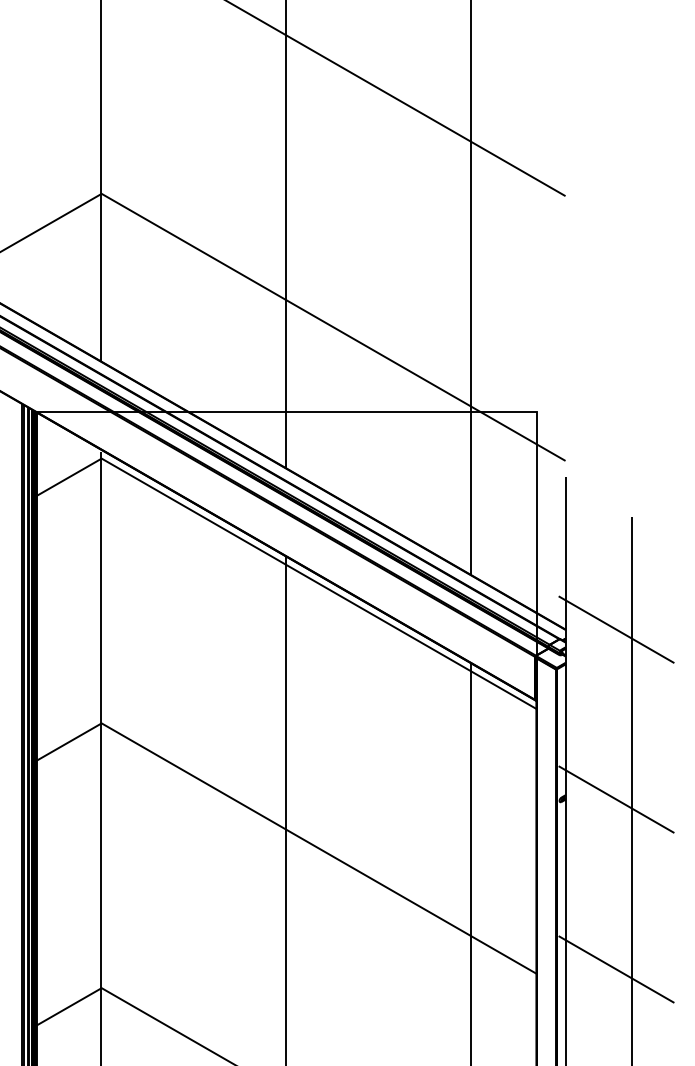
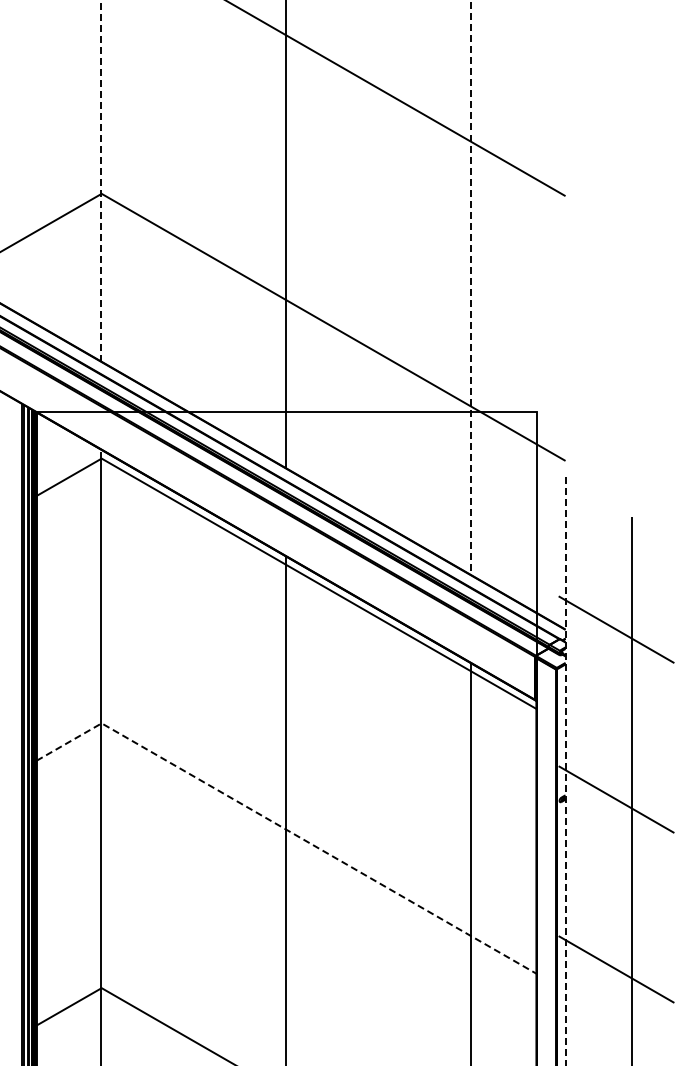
line: solid -> dashed (101, 181)
line: solid -> dashed (470, 287)
line: solid -> dashed (565, 771)
line: solid -> dashed (285, 829)
